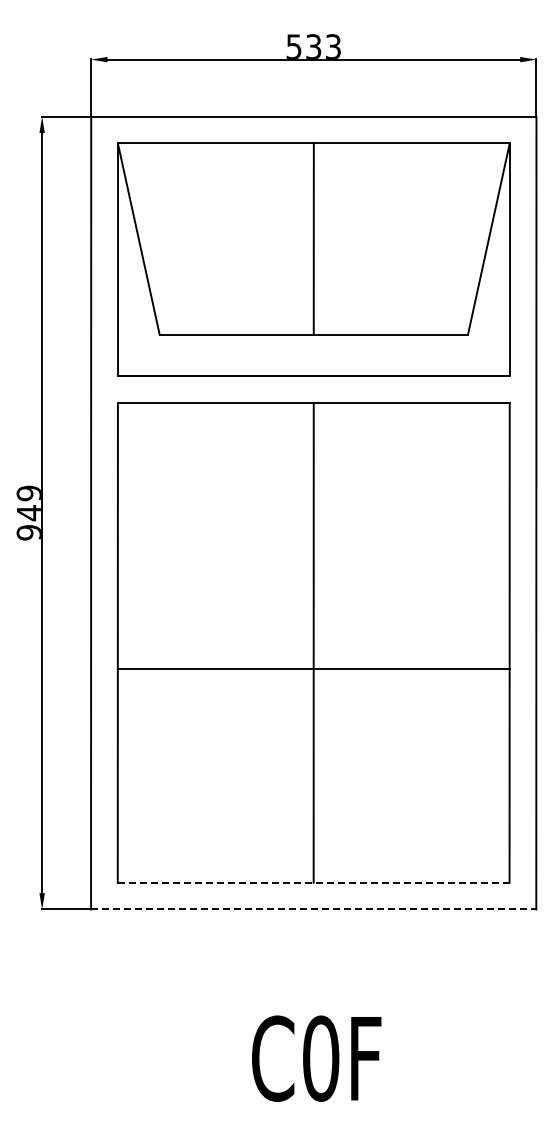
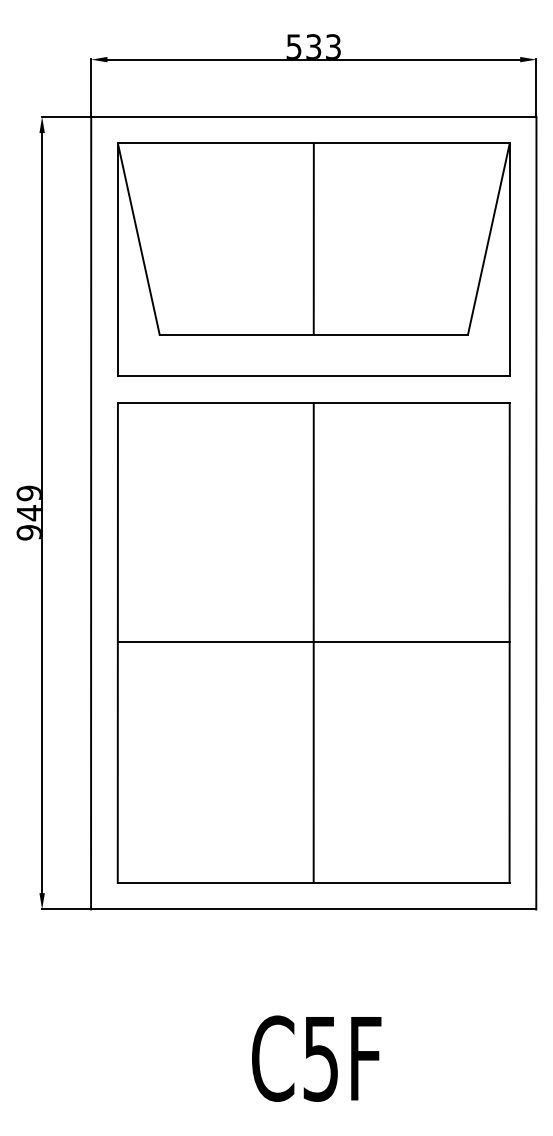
line position: (313, 669) -> (313, 642) (313, 642)
line: dashed -> solid (313, 882)
line: dashed -> solid (313, 909)
text: C0F -> C5F (321, 1058)
